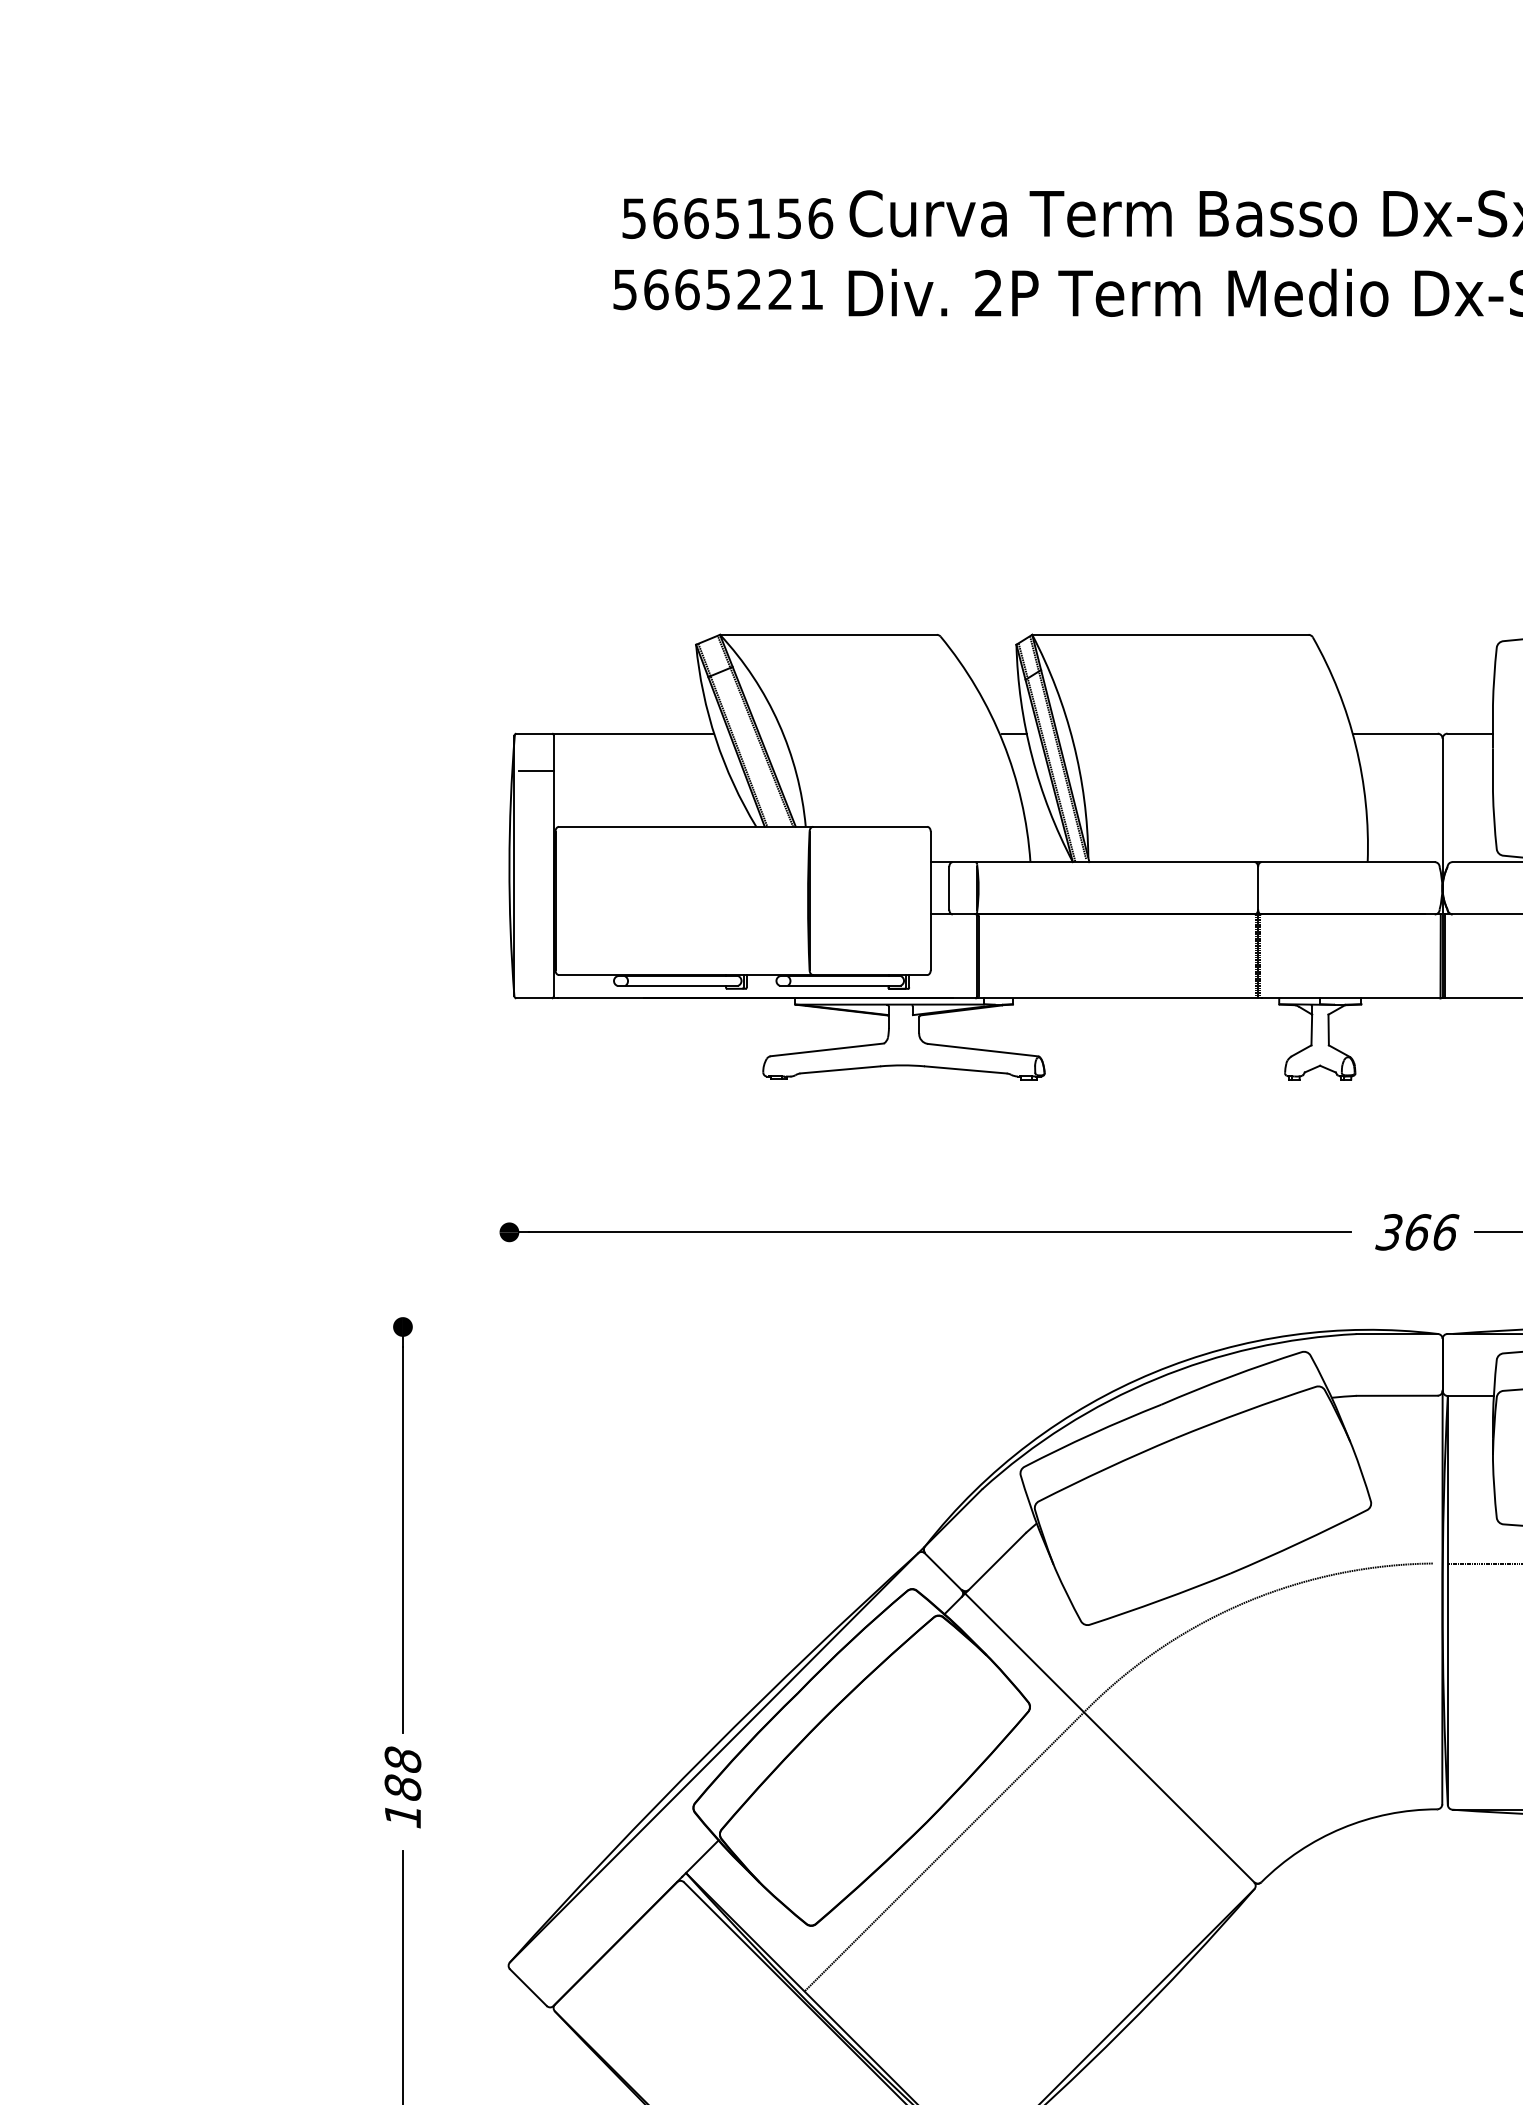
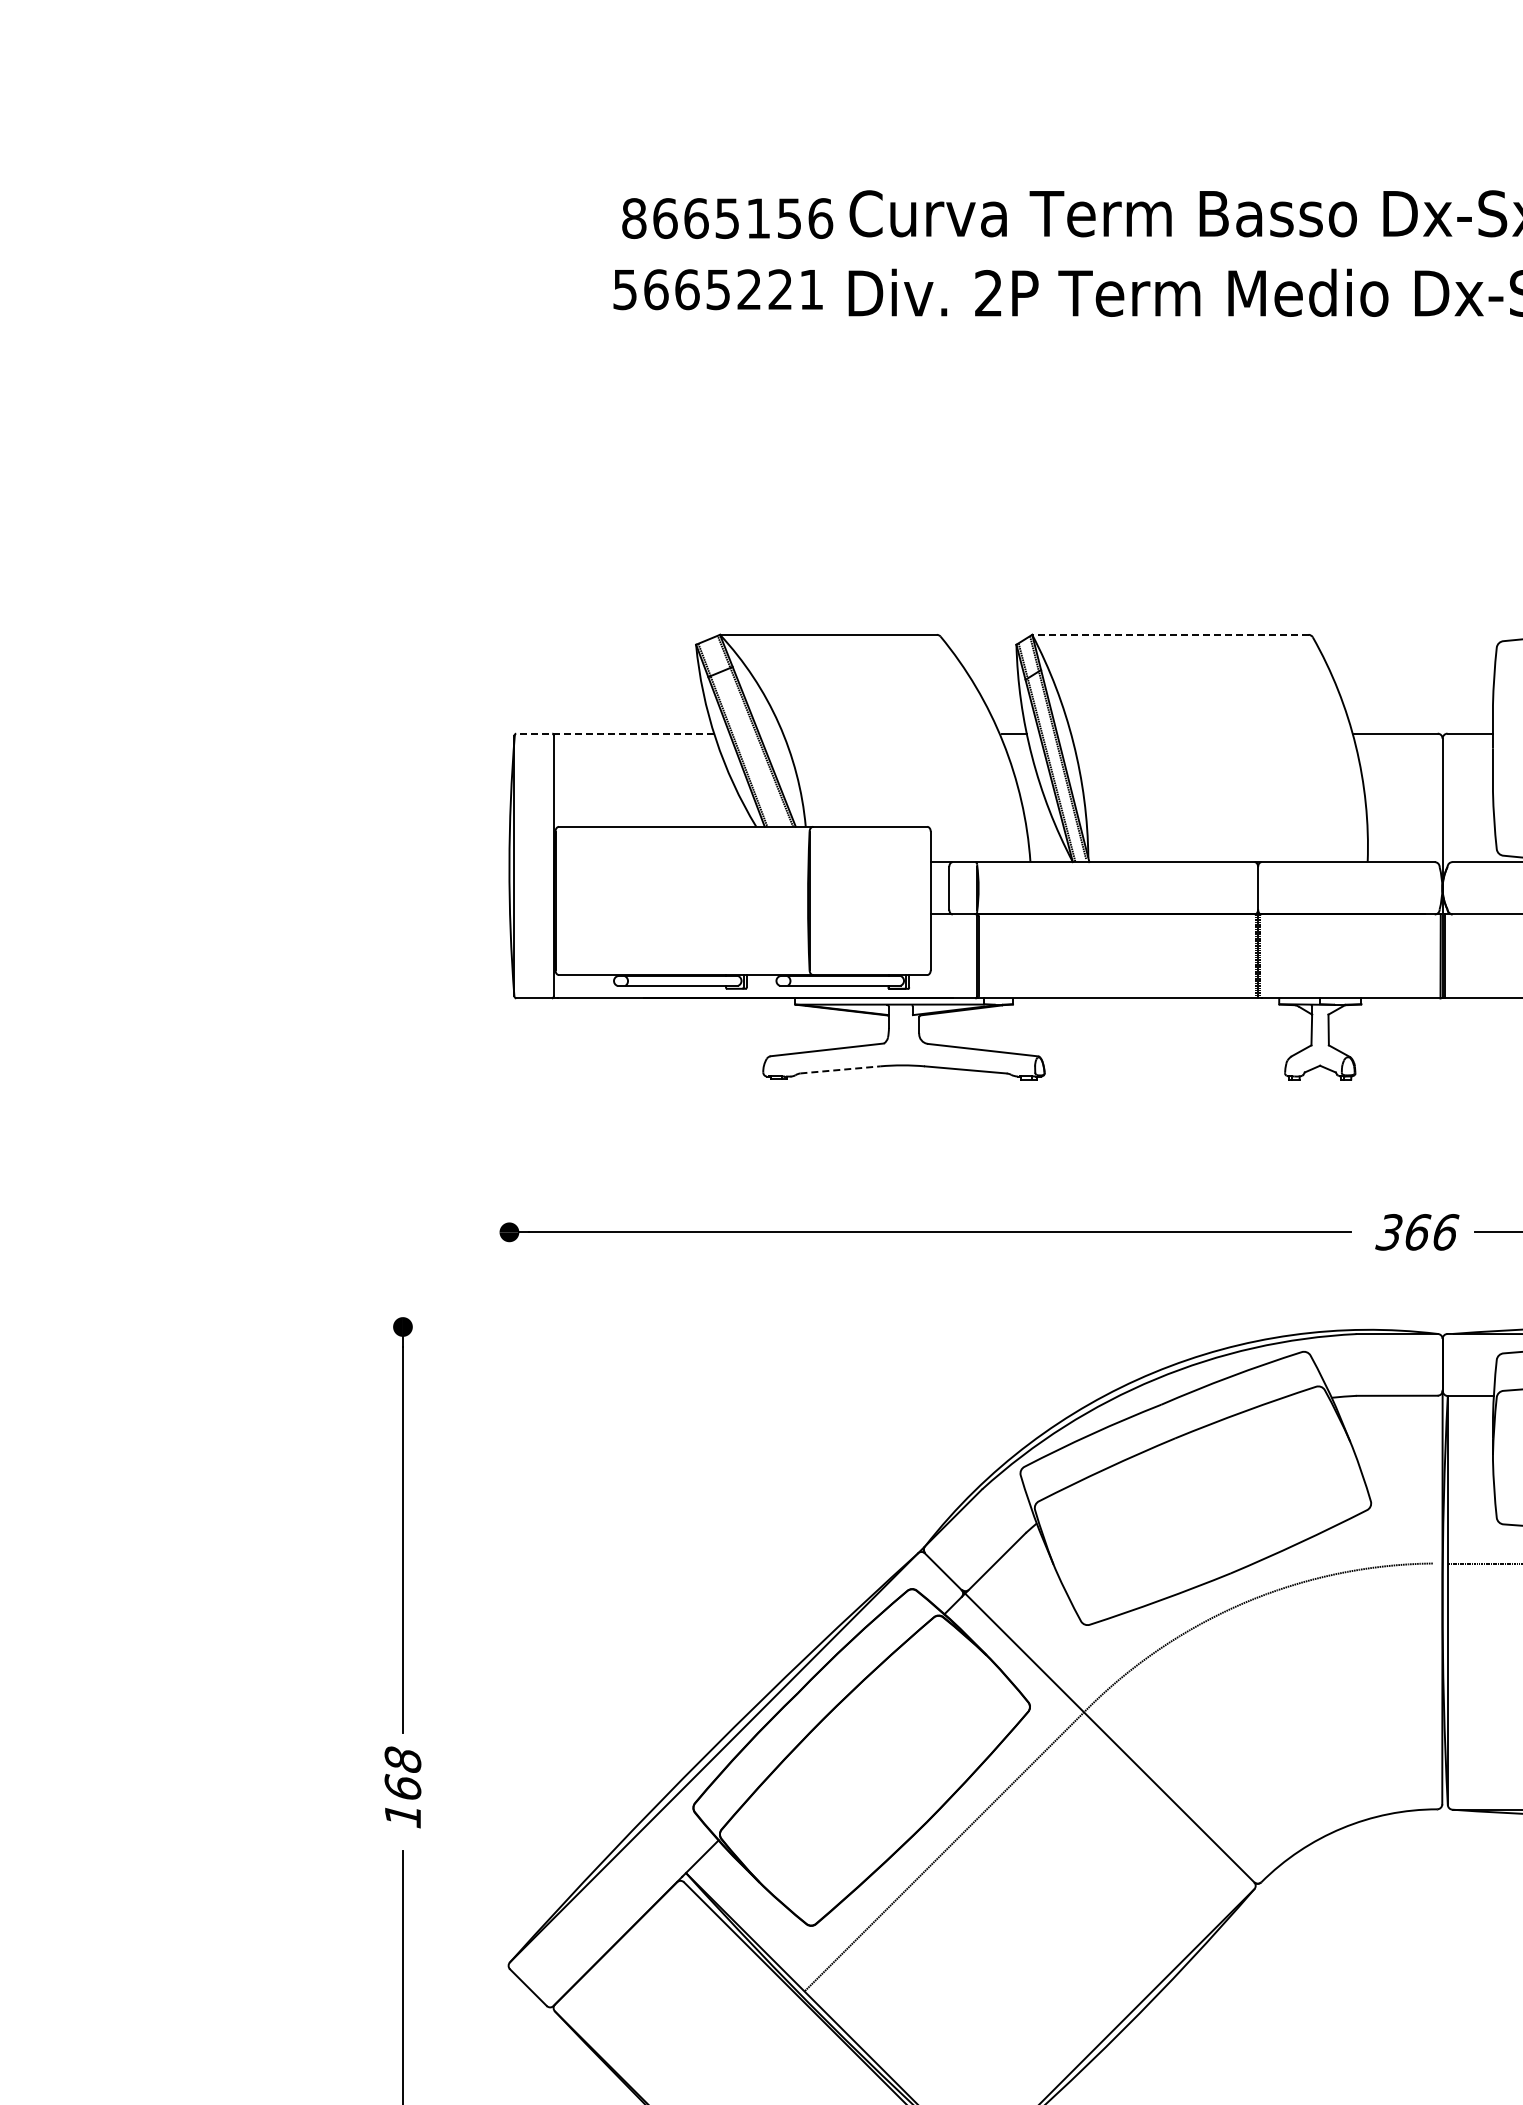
text: 5665156 -> 8665156 (634, 218)
line: solid -> dashed (1169, 634)
line: solid -> dashed (615, 733)
line: present -> none (535, 770)
line: solid -> dashed (840, 1069)
text: 188 -> 168 (402, 1786)
